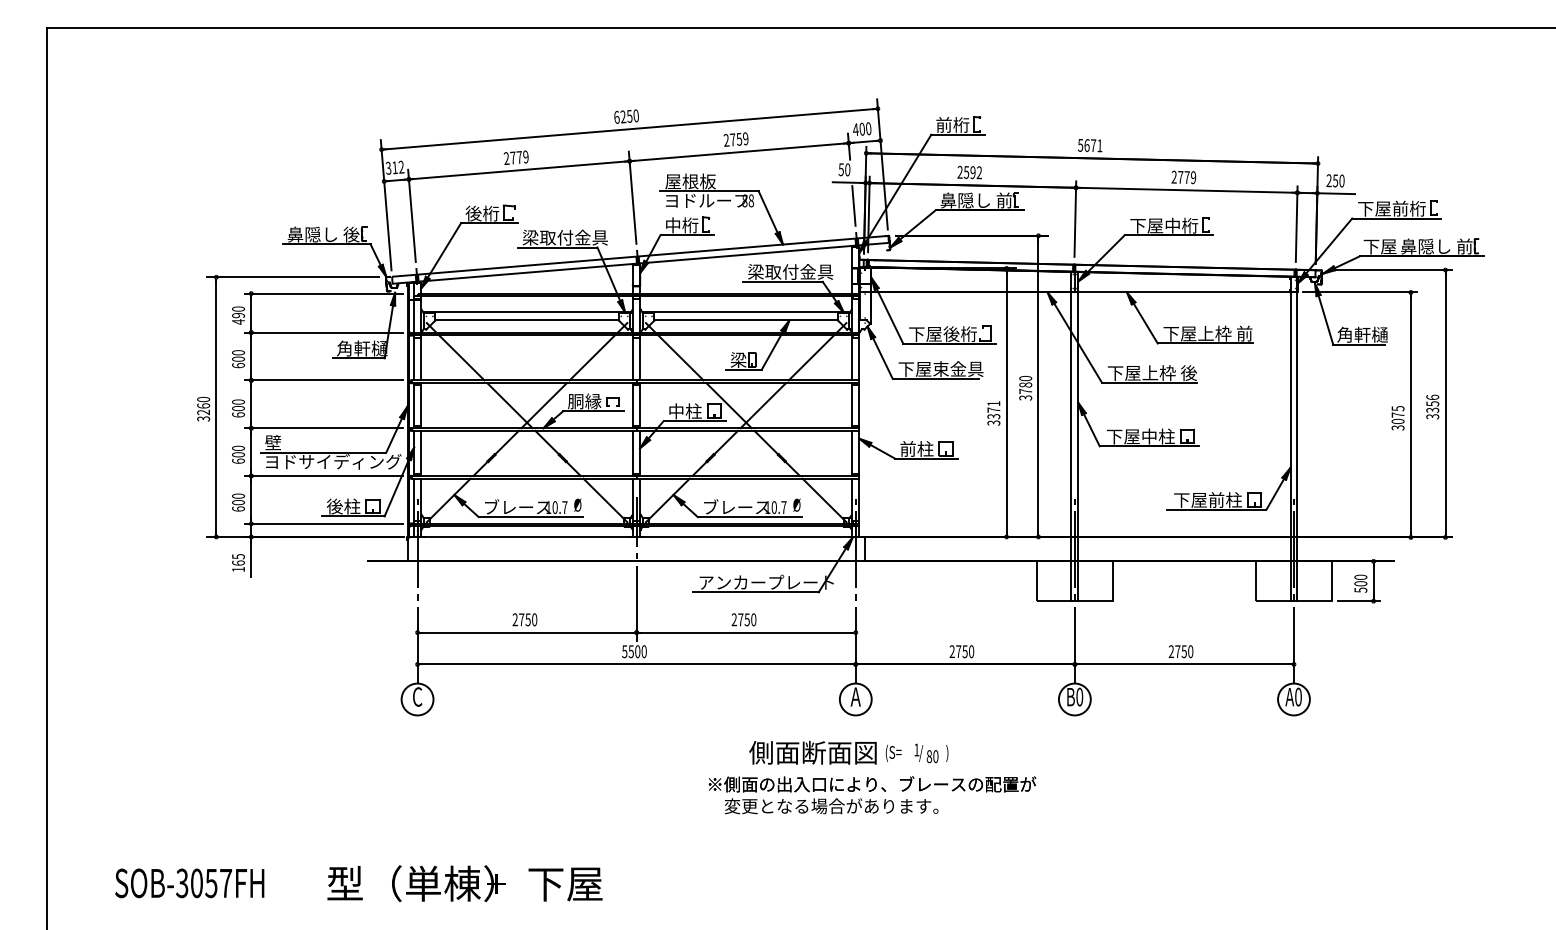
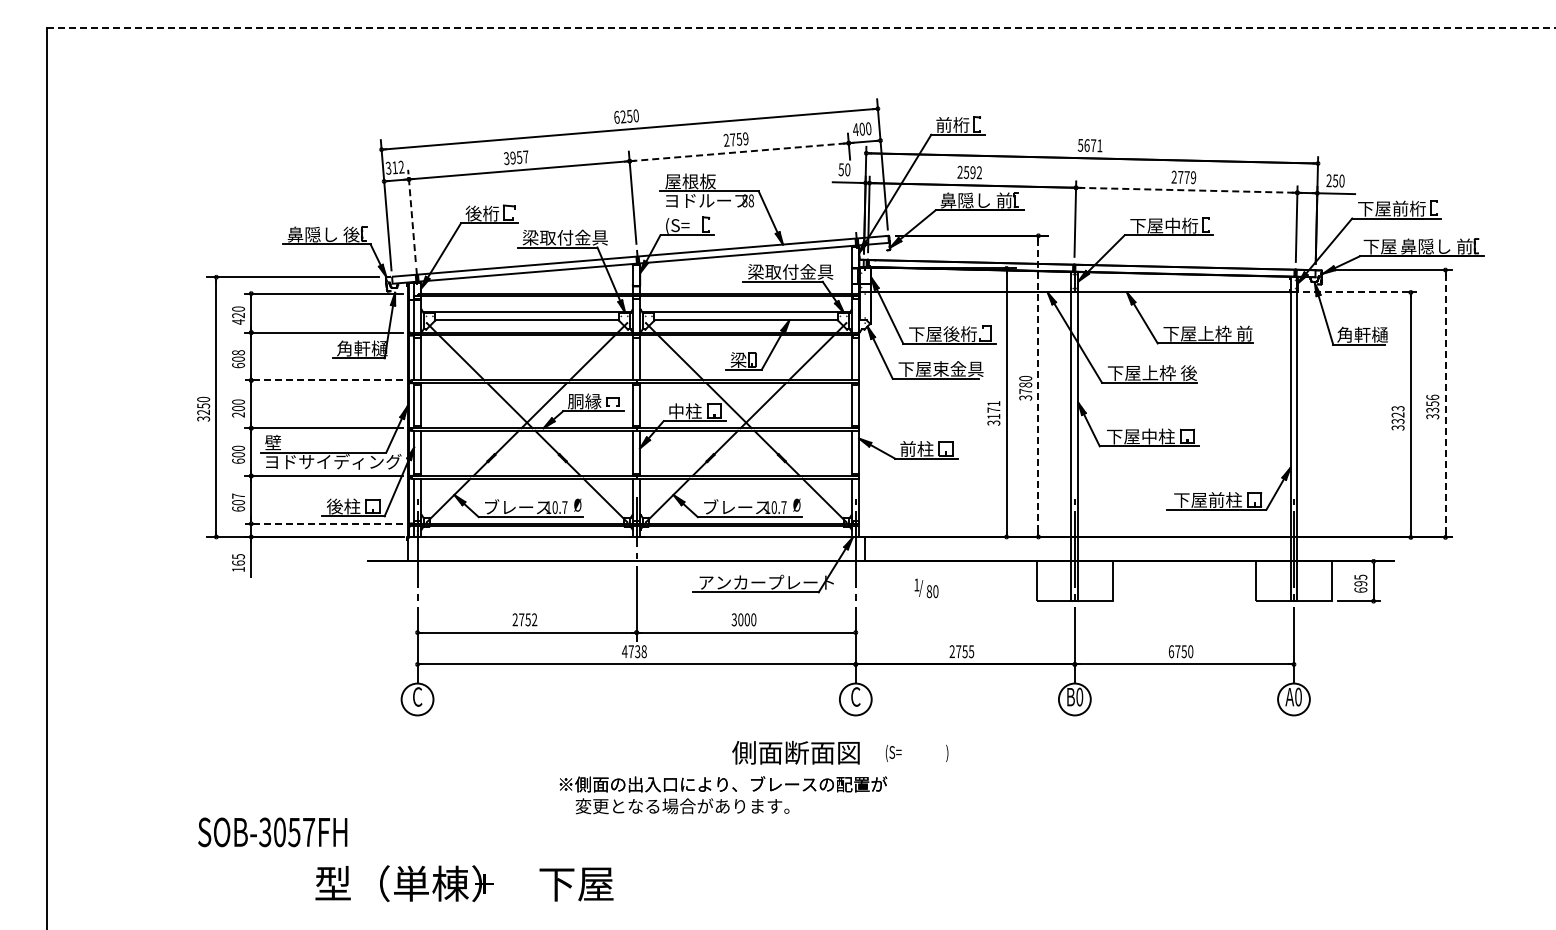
line: solid -> dashed (801, 27)
line: solid -> dashed (739, 152)
text: 2779 -> 3957 (515, 157)
line: solid -> dashed (1186, 190)
line: present -> none (853, 205)
line: solid -> dashed (411, 215)
text: 中桁 -> (S= (682, 225)
line: solid -> dashed (1360, 292)
text: 490 -> 420 (238, 315)
text: 600 -> 608 (238, 352)
line: solid -> dashed (323, 380)
line: solid -> dashed (1038, 387)
line: solid -> dashed (1445, 403)
text: 3260 -> 3250 (203, 405)
text: 600 -> 200 (238, 414)
text: 3075 -> 3323 (1397, 415)
text: 3371 -> 3171 (993, 416)
text: 600 -> 607 (238, 495)
line: solid -> dashed (323, 523)
text: 500 -> 695 (1360, 583)
text: 2750 -> 2752 (534, 619)
text: 2750 -> 3000 (740, 619)
text: 5500 -> 4738 (634, 651)
text: 2750 -> 2755 (971, 651)
text: 2750 -> 6750 (1171, 651)
text: A -> C (855, 696)
text position: (812, 752) -> (795, 752) (795, 752)
text position: (926, 753) -> (926, 588) (926, 588)
text position: (872, 795) -> (723, 795) (723, 795)
text position: (189, 883) -> (272, 832) (272, 832)
text position: (416, 883) -> (404, 883) (404, 883)
text position: (565, 884) -> (576, 884) (576, 884)
